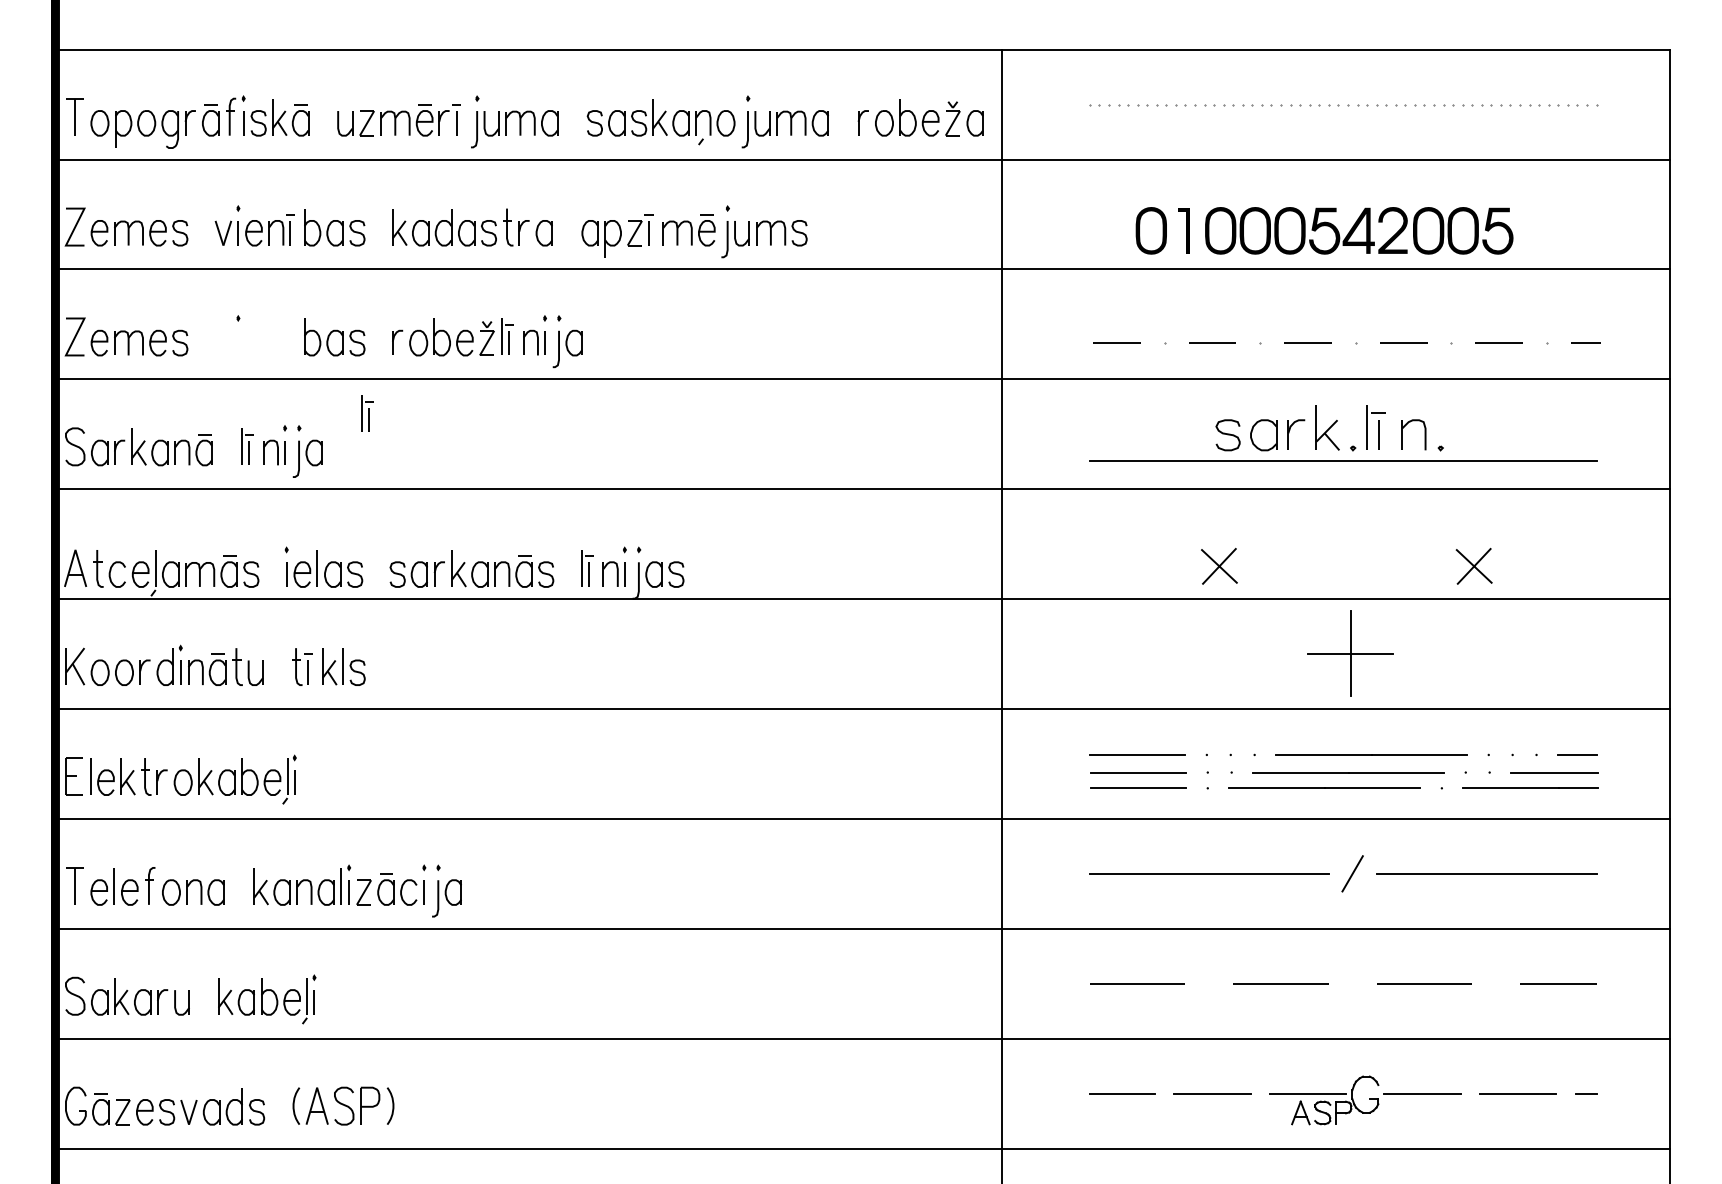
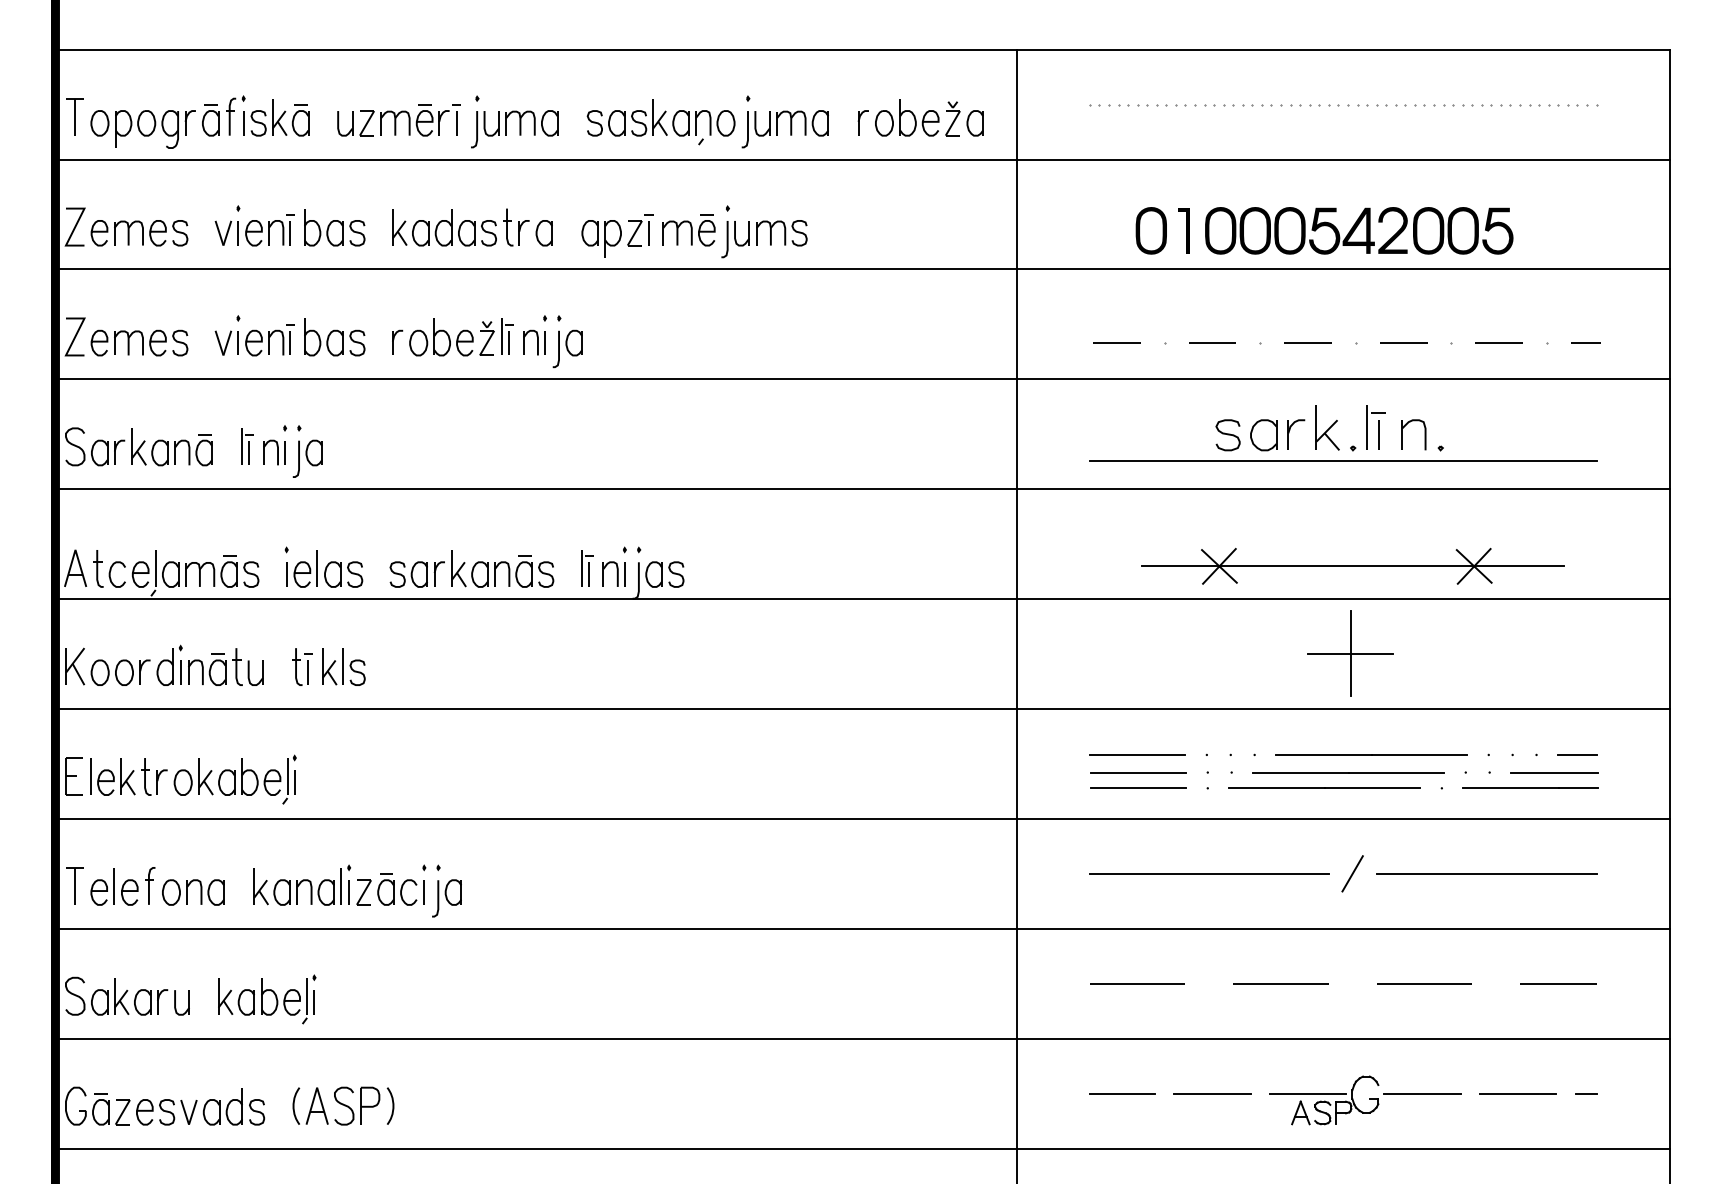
part: none -> present (254, 340)
part: present -> none (367, 413)
line: none -> present (1352, 566)
line position: (1001, 614) -> (1016, 614) (1016, 614)
